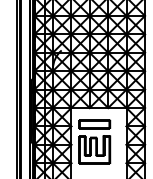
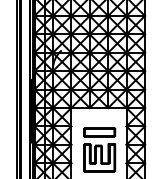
part position: (94, 141) -> (99, 149) (99, 149)
